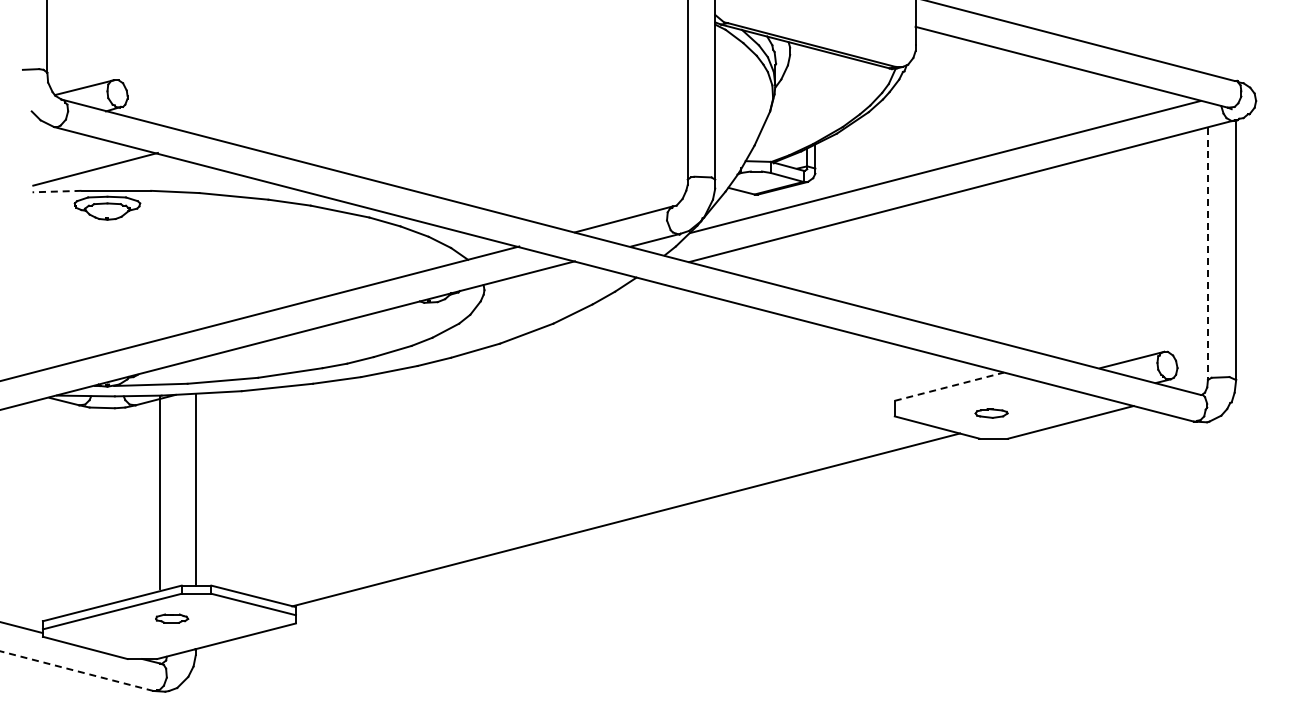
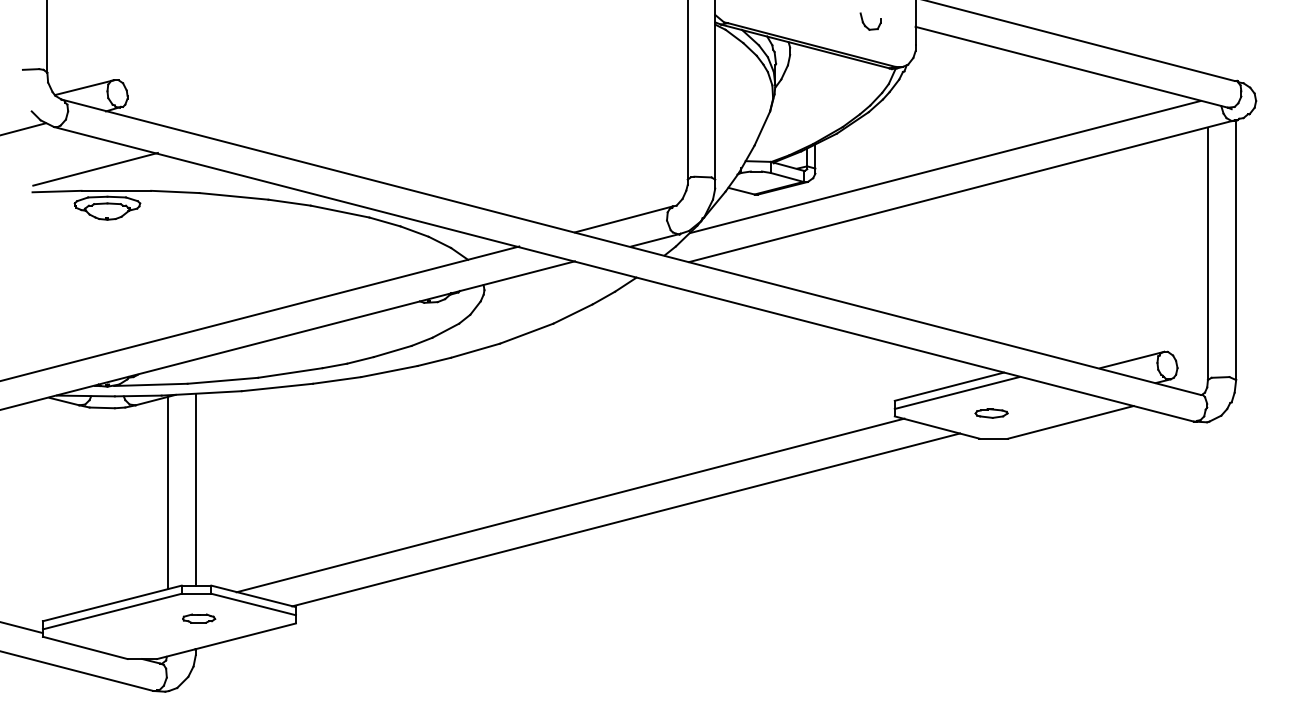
part: none -> present (870, 21)
line: none -> present (23, 128)
line: dashed -> solid (56, 191)
line: dashed -> solid (1207, 254)
line: dashed -> solid (949, 386)
line: none -> present (956, 392)
line position: (159, 493) -> (167, 493) (167, 493)
line: none -> present (570, 505)
part position: (172, 618) -> (199, 618) (199, 618)
line: dashed -> solid (77, 671)
